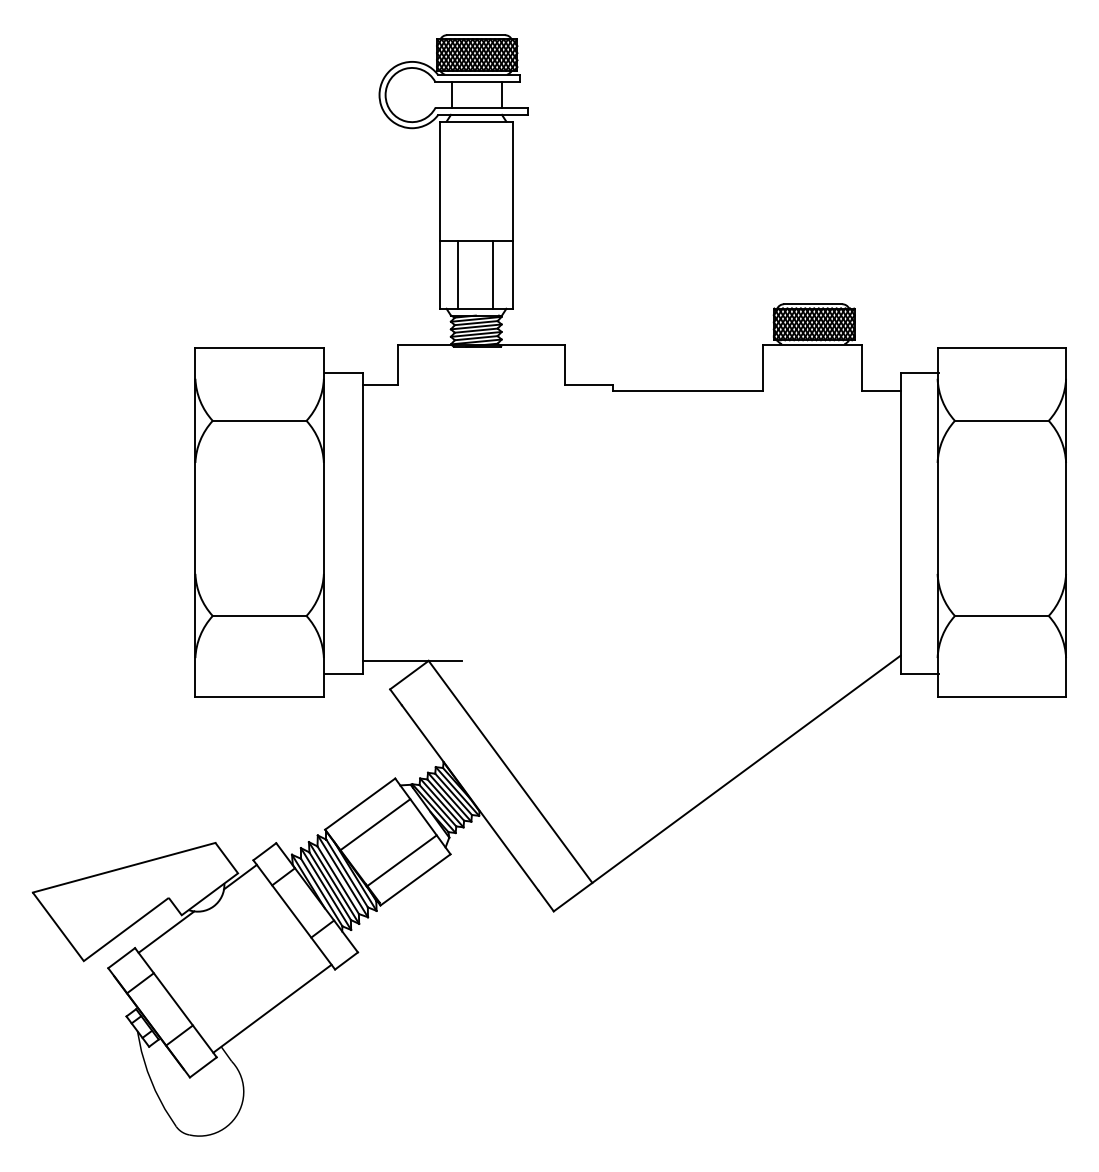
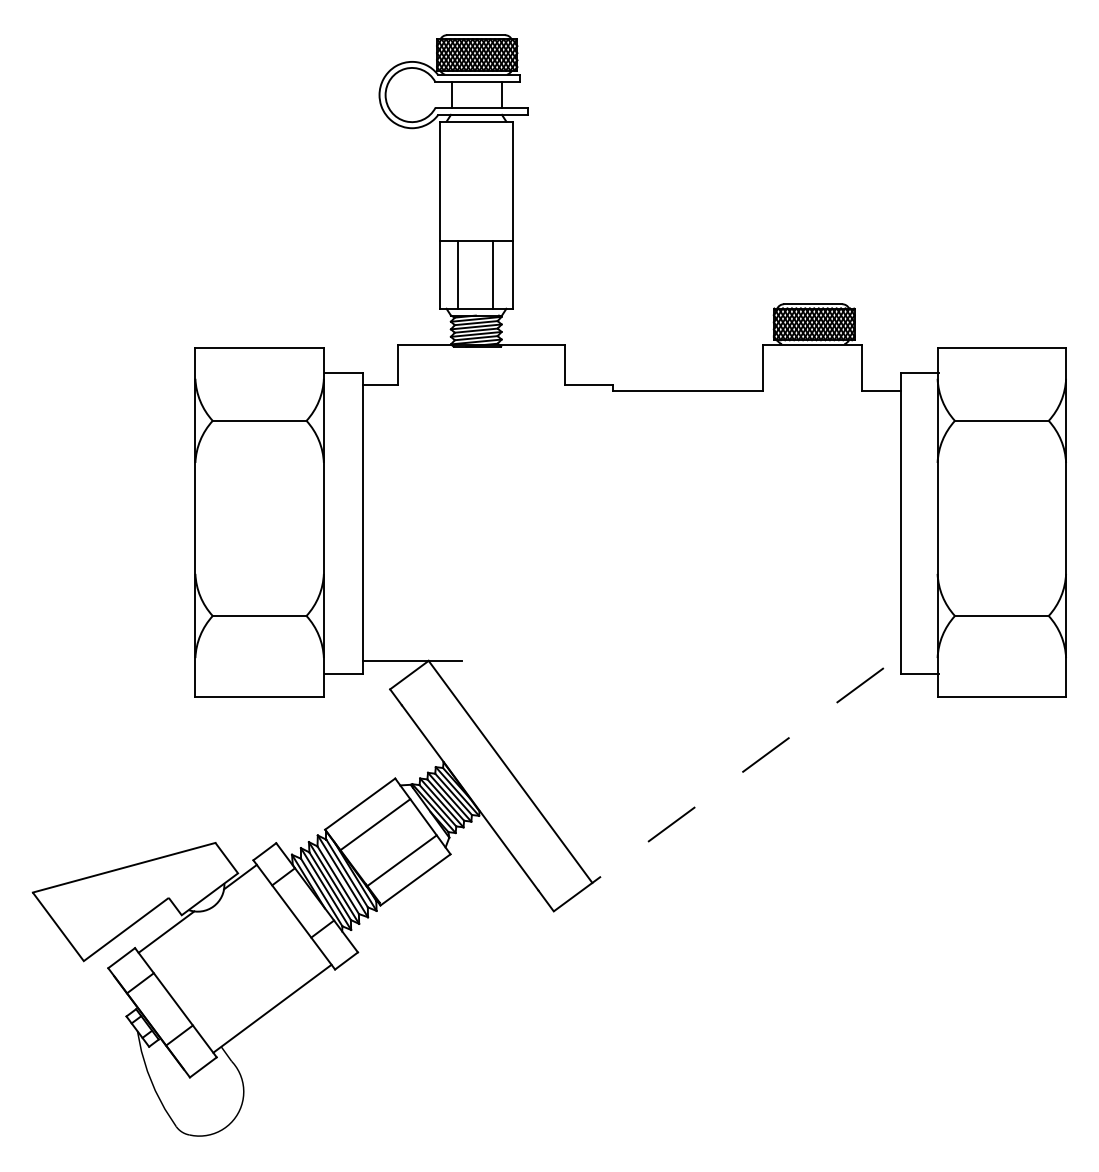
line: solid -> dashed (727, 783)
